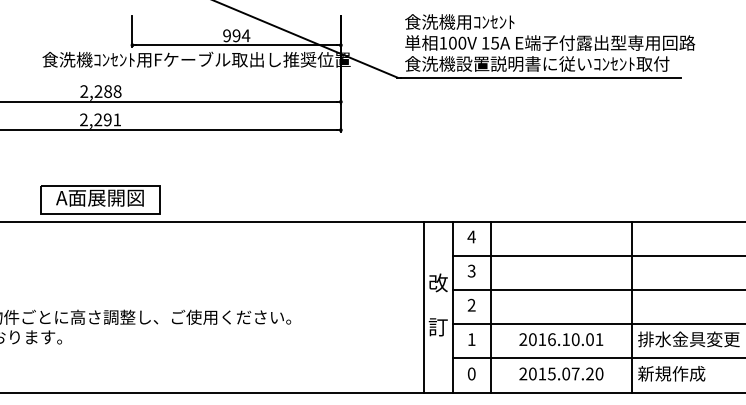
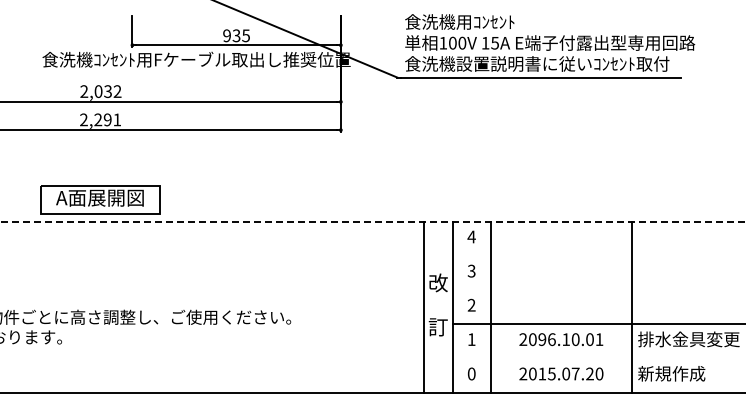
text: 994 -> 935 (241, 35)
text: 2,288 -> 2,032 (107, 91)
line: solid -> dashed (373, 221)
line: present -> none (597, 255)
line: present -> none (597, 289)
text: 2016.10.01 -> 2096.10.01 (542, 339)
line: present -> none (597, 358)
